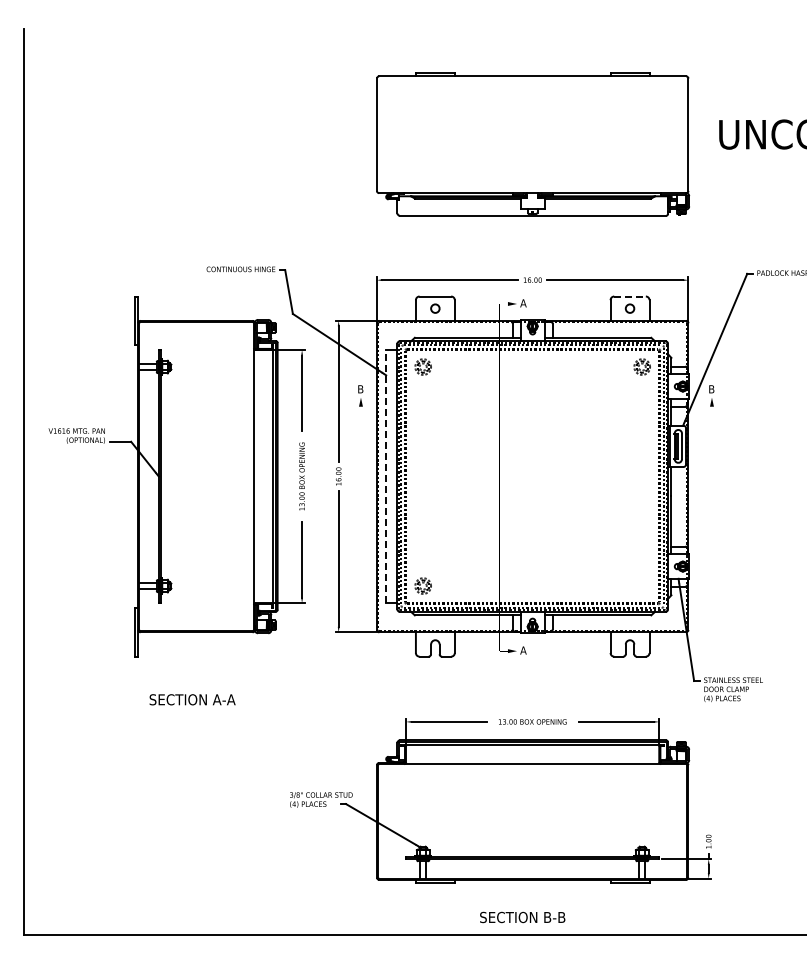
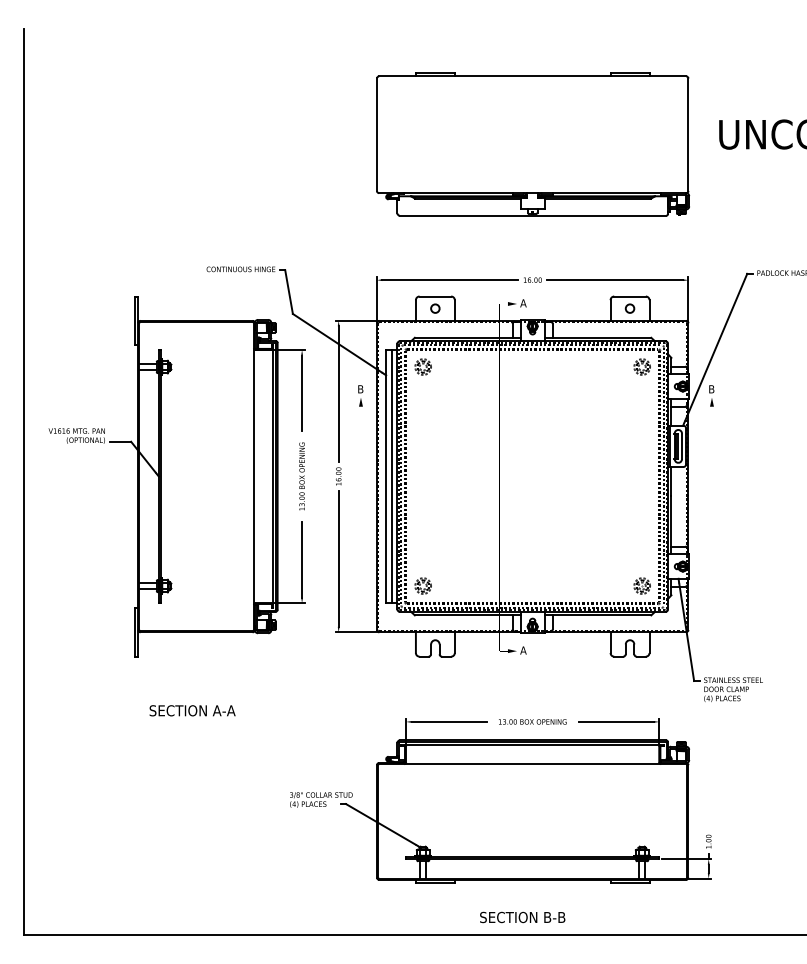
line: dashed -> solid (630, 296)
line: dashed -> solid (386, 476)
line: none -> present (392, 476)
part: none -> present (641, 585)
text position: (192, 699) -> (192, 710) (192, 710)
